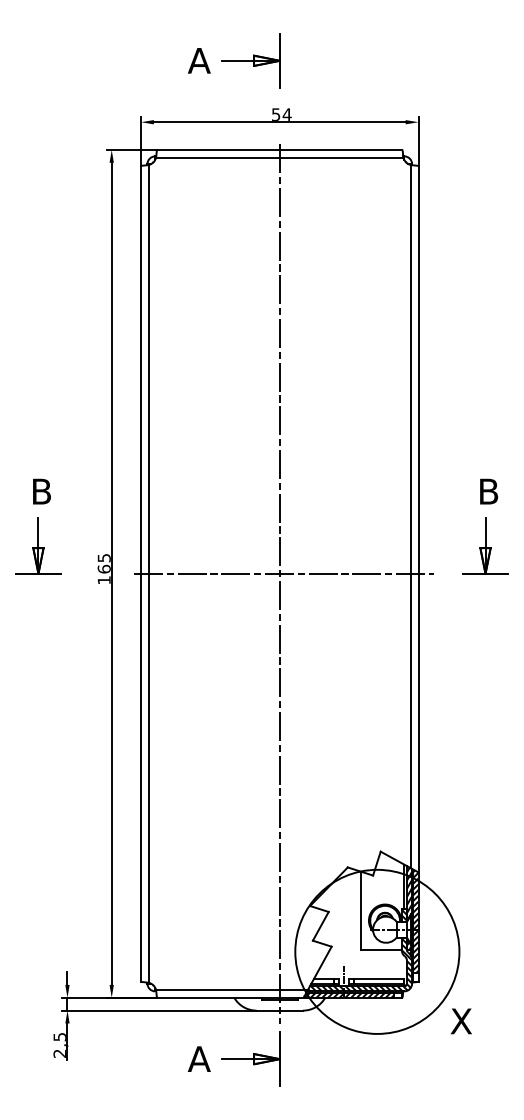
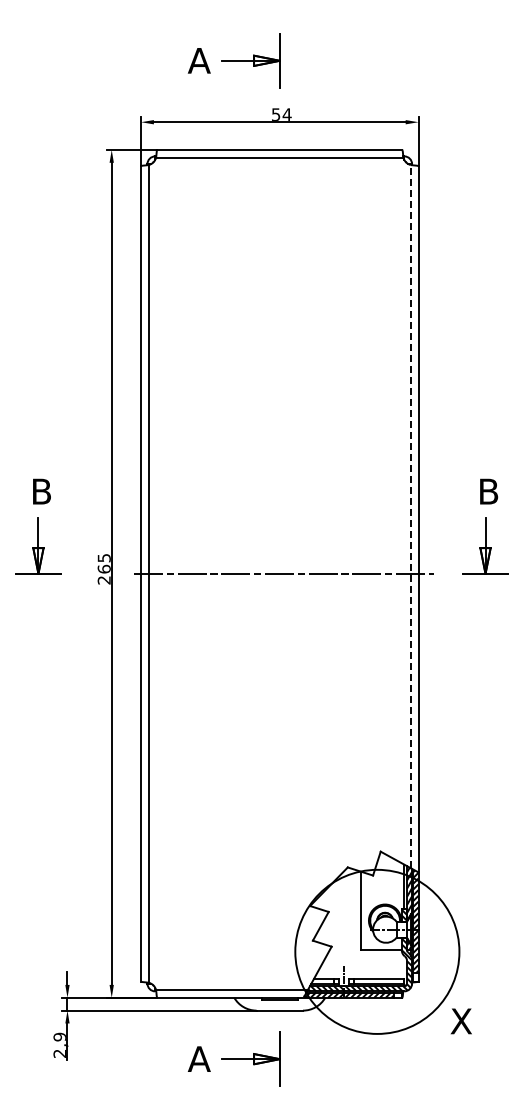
line: solid -> dashed (410, 516)
text: 165 -> 265 (103, 580)
line: present -> none (279, 583)
text: 2,5 -> 2,9 (59, 1036)
